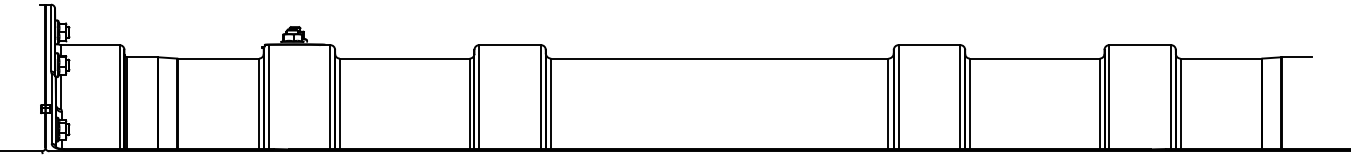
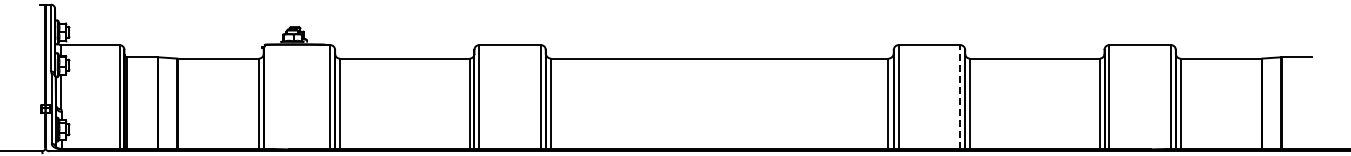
line: solid -> dashed (960, 96)
line: present -> none (268, 97)
